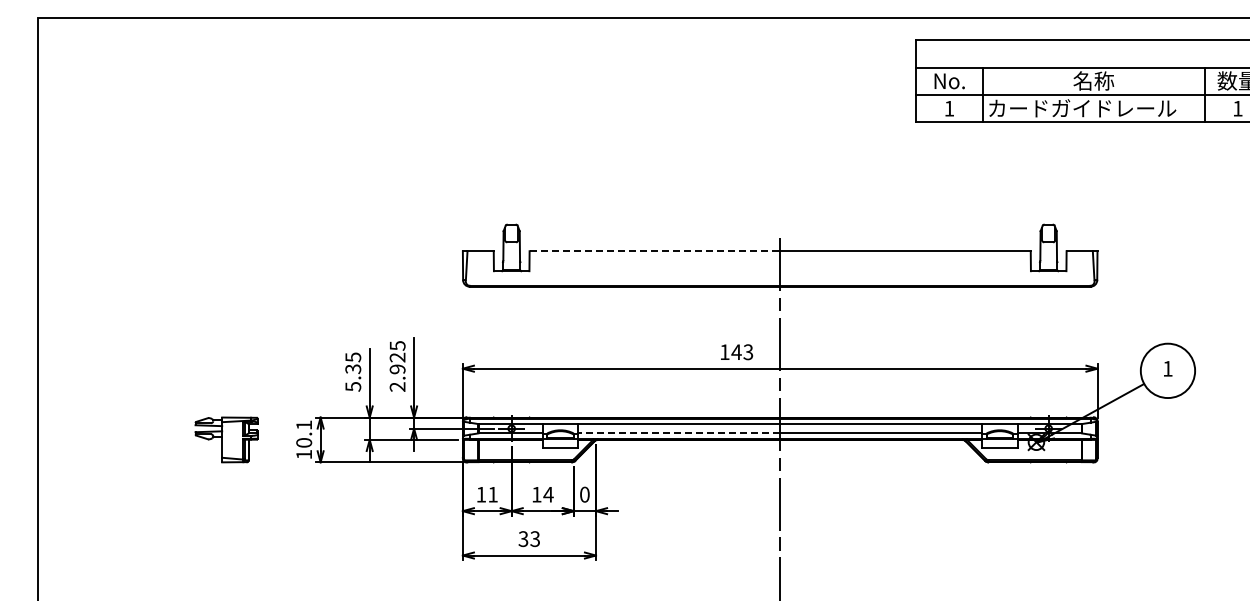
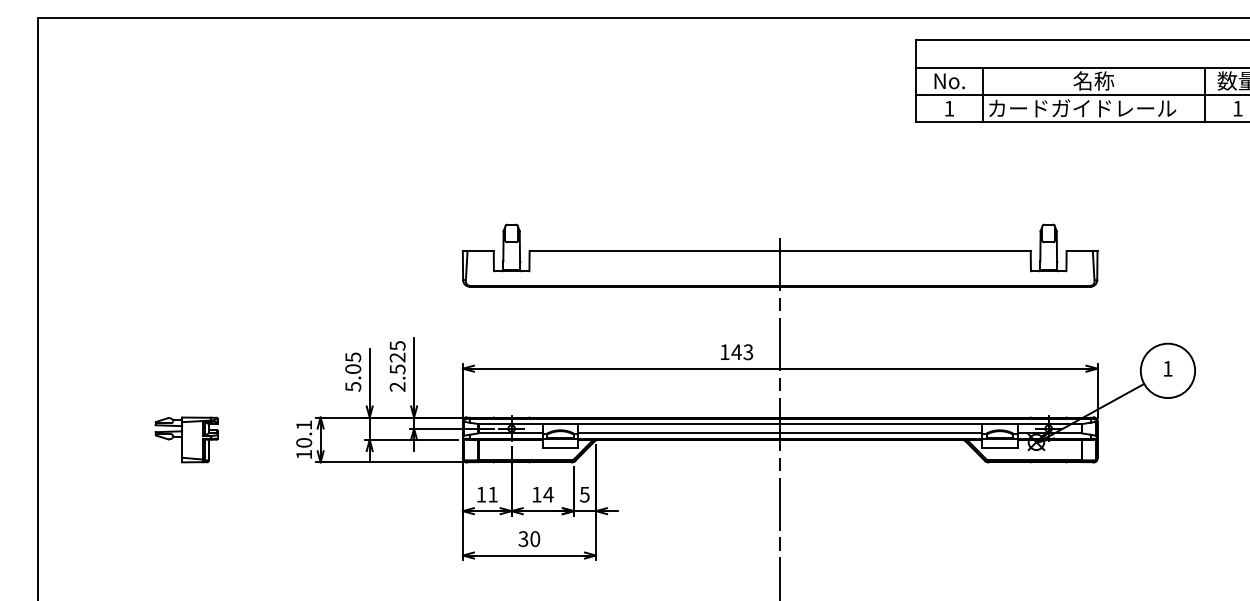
line: dashed -> solid (655, 251)
text: 5.35 -> 5.05 (353, 369)
text: 2.925 -> 2.525 (397, 369)
line: dashed -> solid (679, 433)
part position: (226, 439) -> (186, 439) (186, 439)
text: 0 -> 5 (584, 494)
text: 33 -> 30 (535, 538)
